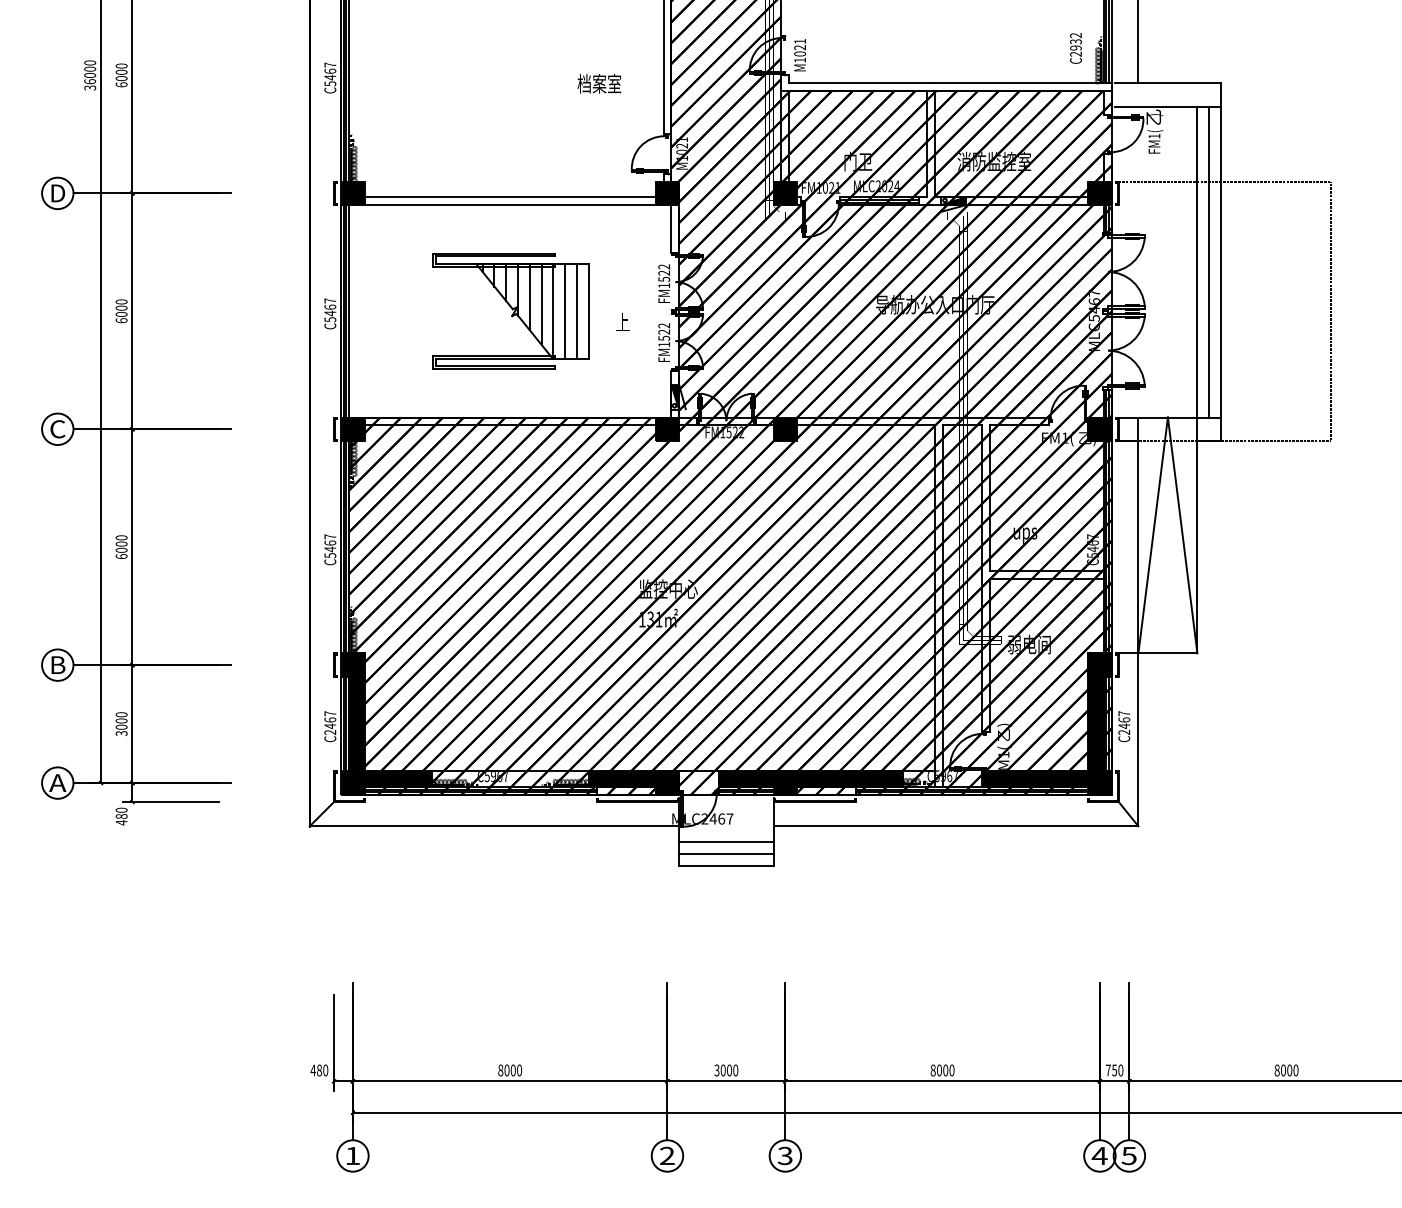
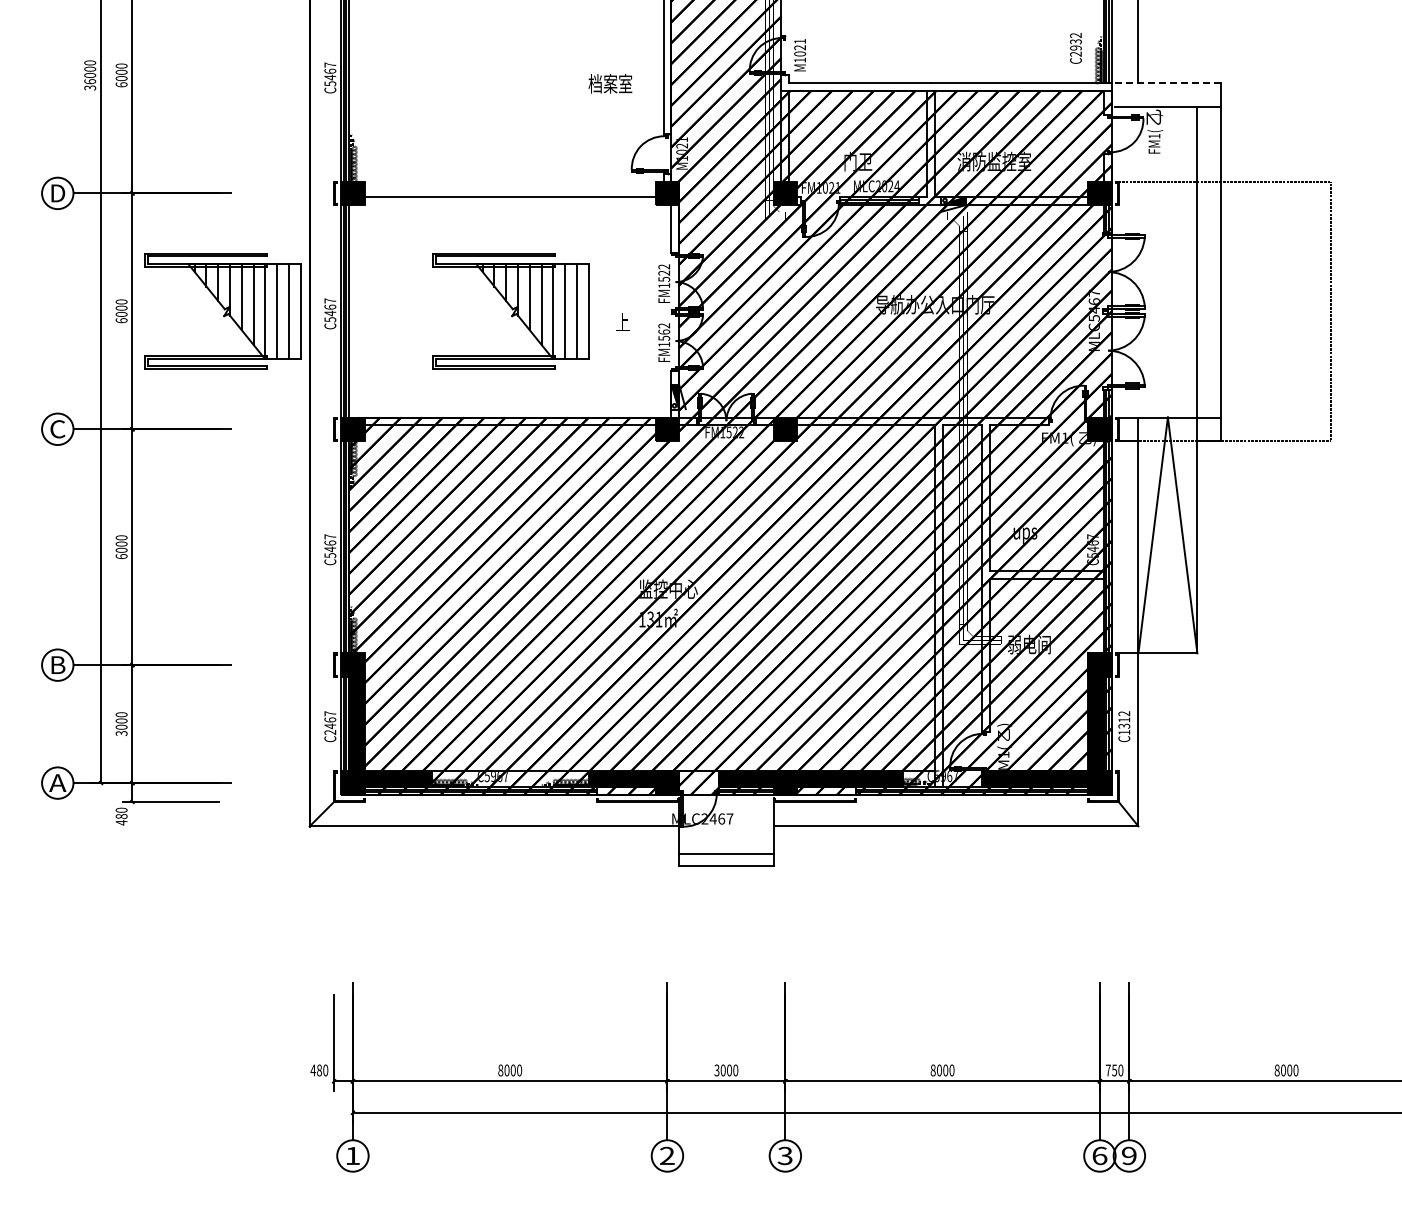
text position: (599, 83) -> (610, 83) (610, 83)
line: solid -> dashed (1167, 83)
line: present -> none (509, 205)
line: present -> none (1209, 261)
part: none -> present (222, 311)
text: FM1522 -> FM1562 (664, 331)
text: C2467 -> C1312 (1124, 723)
line: present -> none (726, 842)
text: 4 -> 6 (1099, 1155)
text: 5 -> 9 (1128, 1155)
